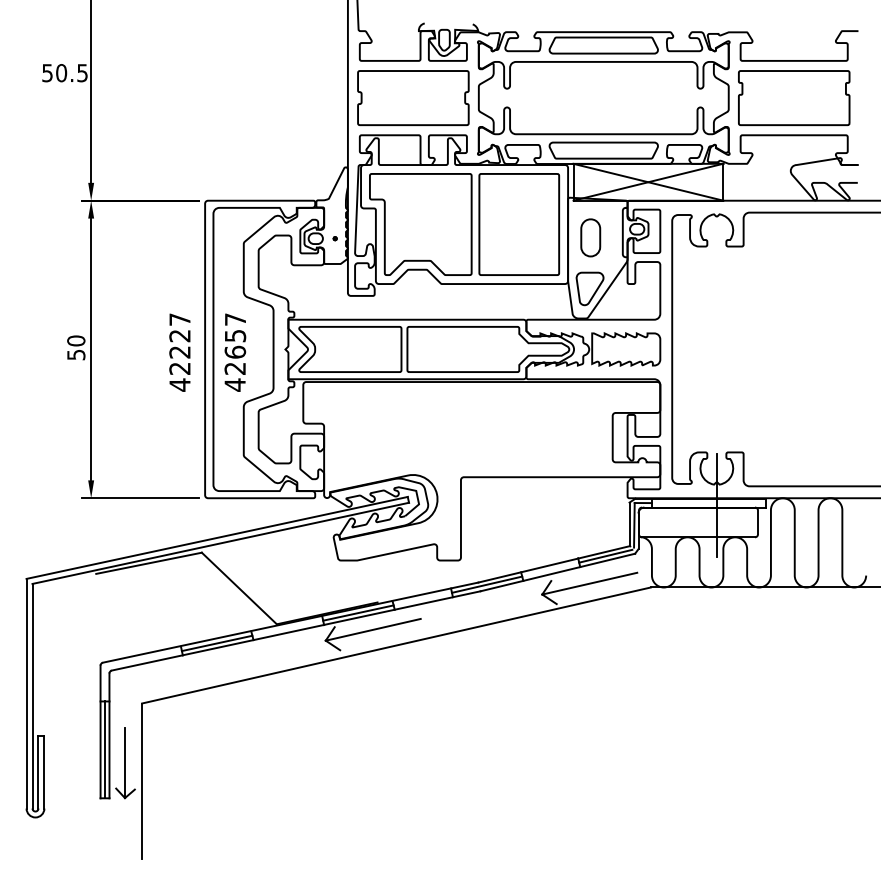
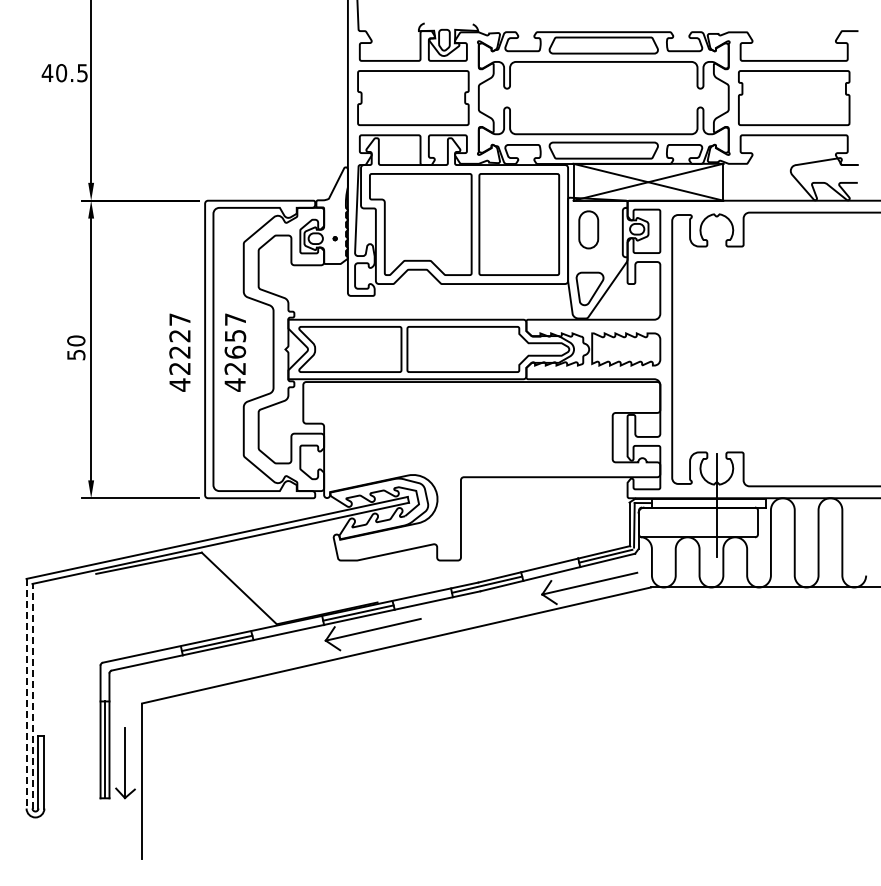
text: 50.5 -> 40.5 (47, 73)
part position: (590, 237) -> (588, 229) (588, 229)
line: solid -> dashed (26, 693)
line: solid -> dashed (32, 695)
